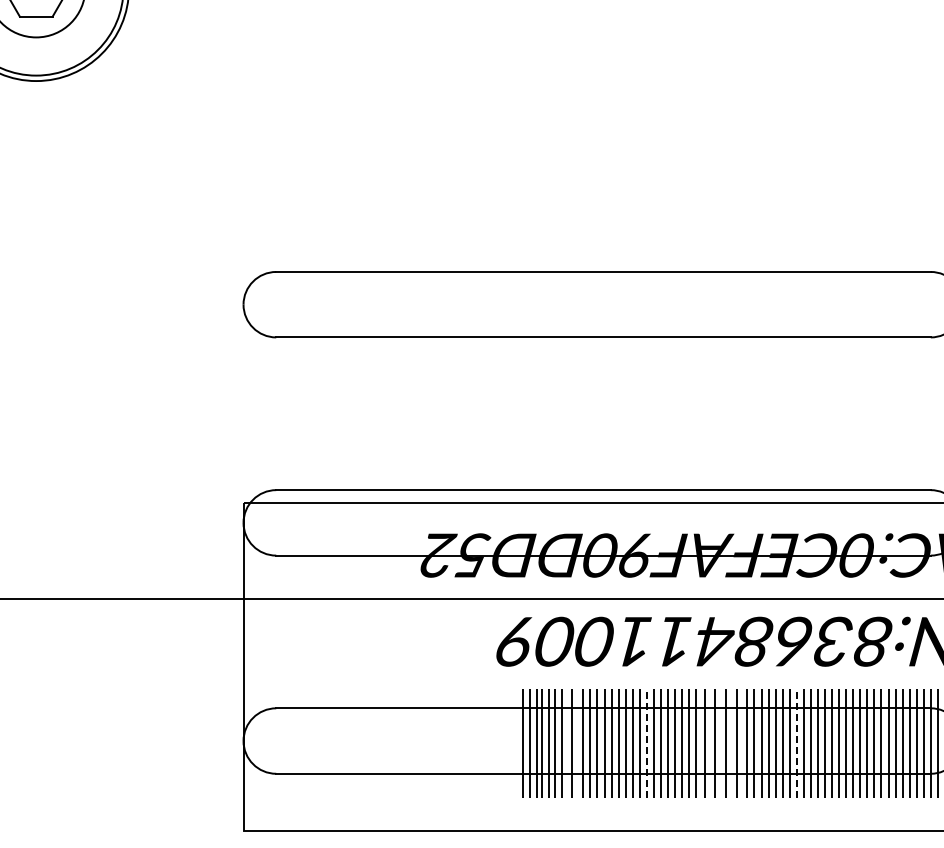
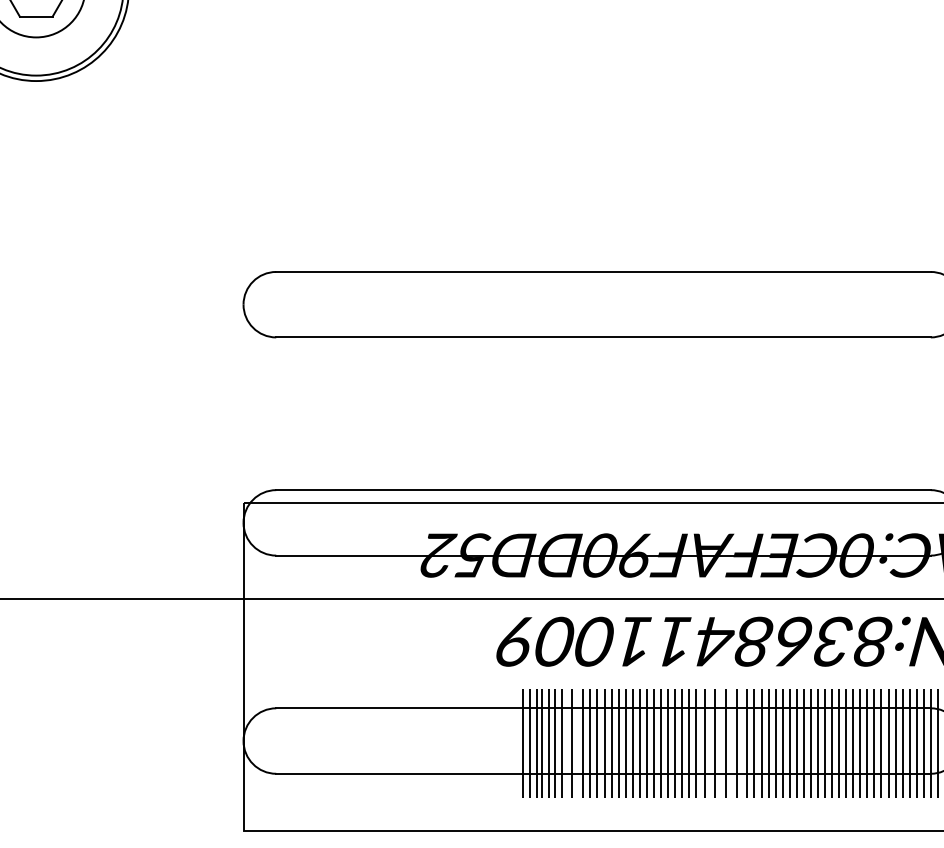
line: dashed -> solid (646, 743)
line: dashed -> solid (796, 743)
